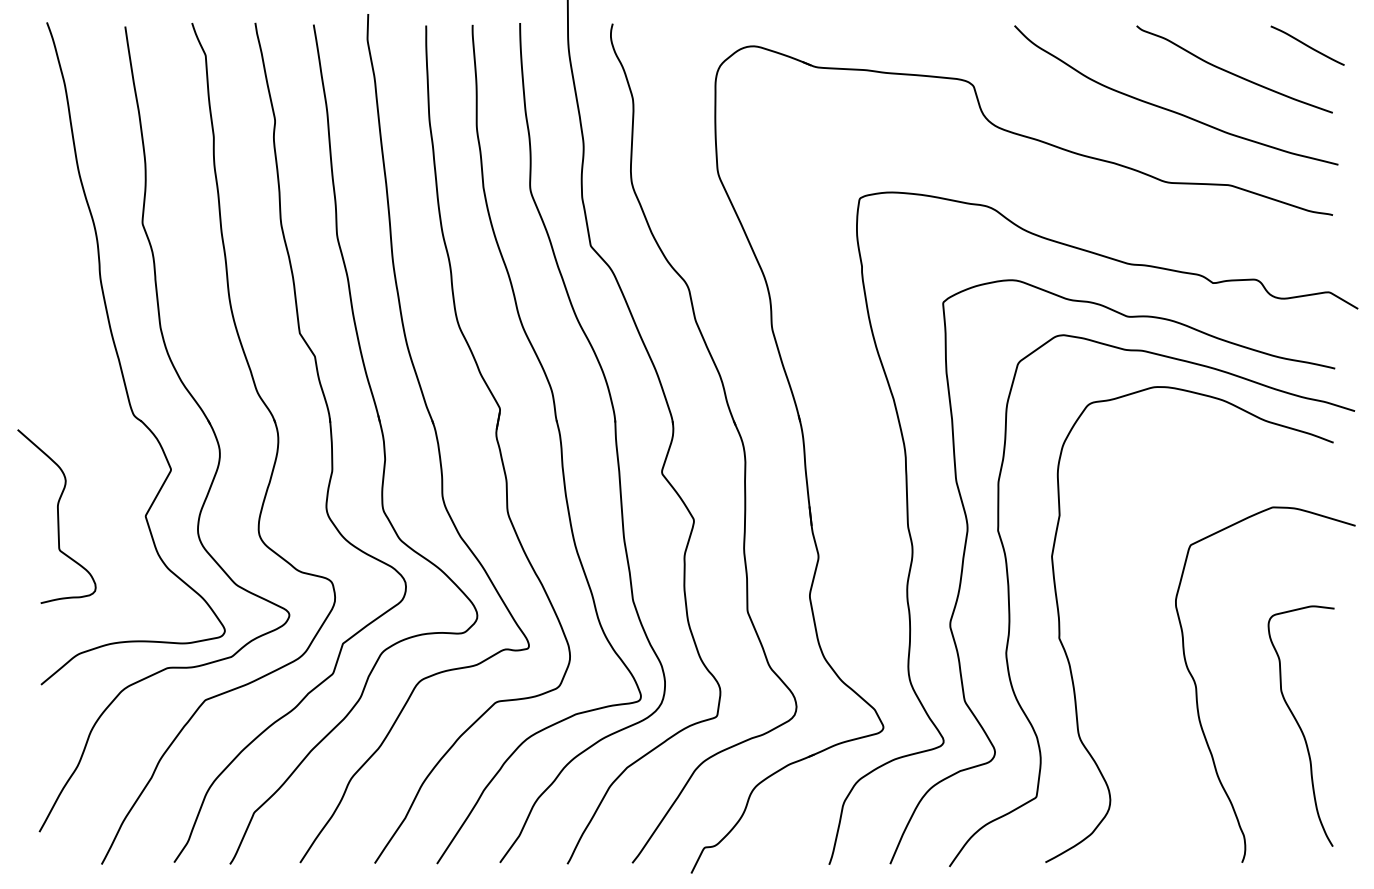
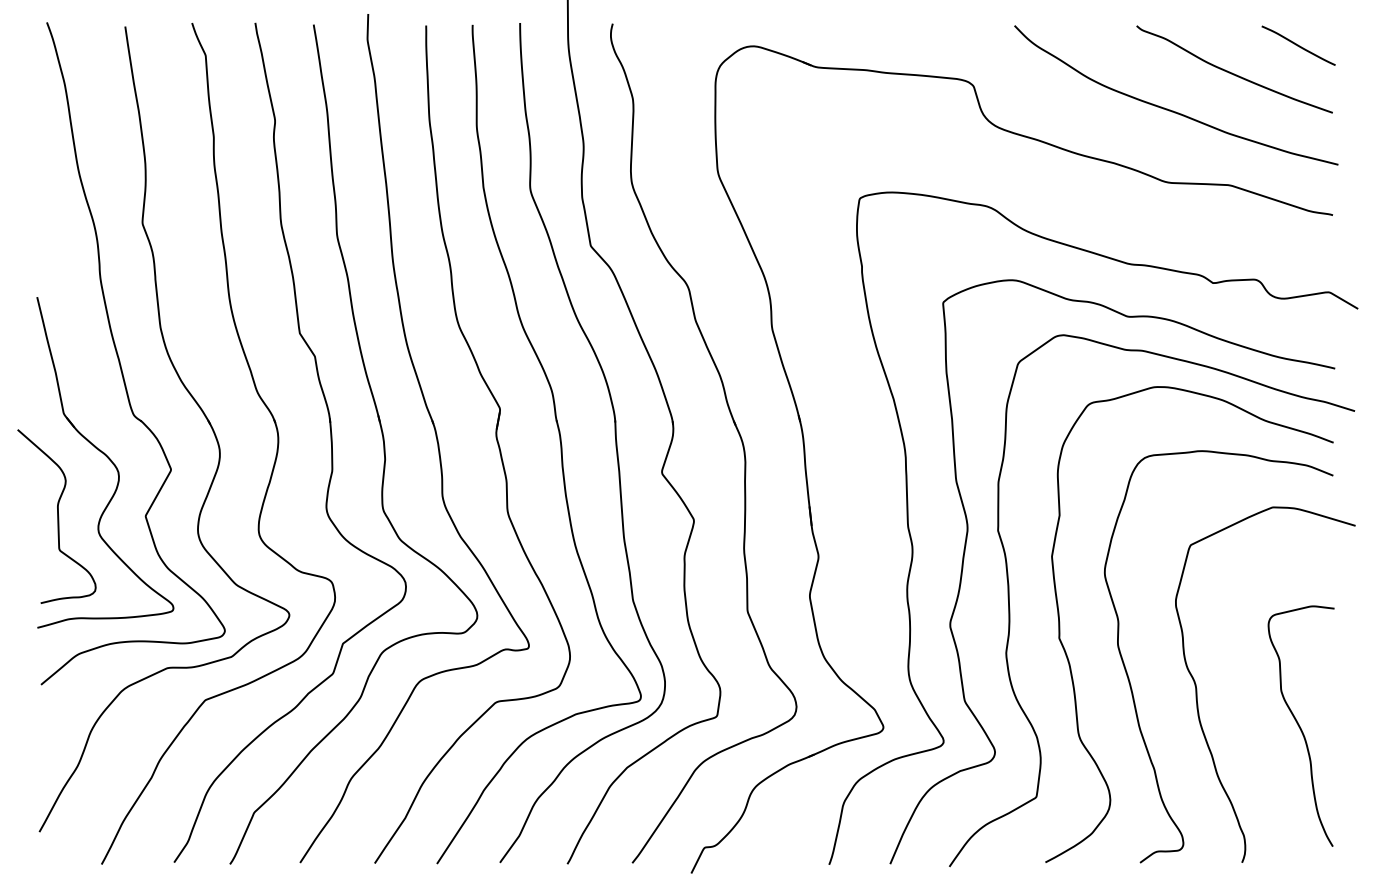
curve position: (1307, 45) -> (1298, 45) (1298, 45)
part: none -> present (105, 462)
curve: none -> present (1129, 677)
